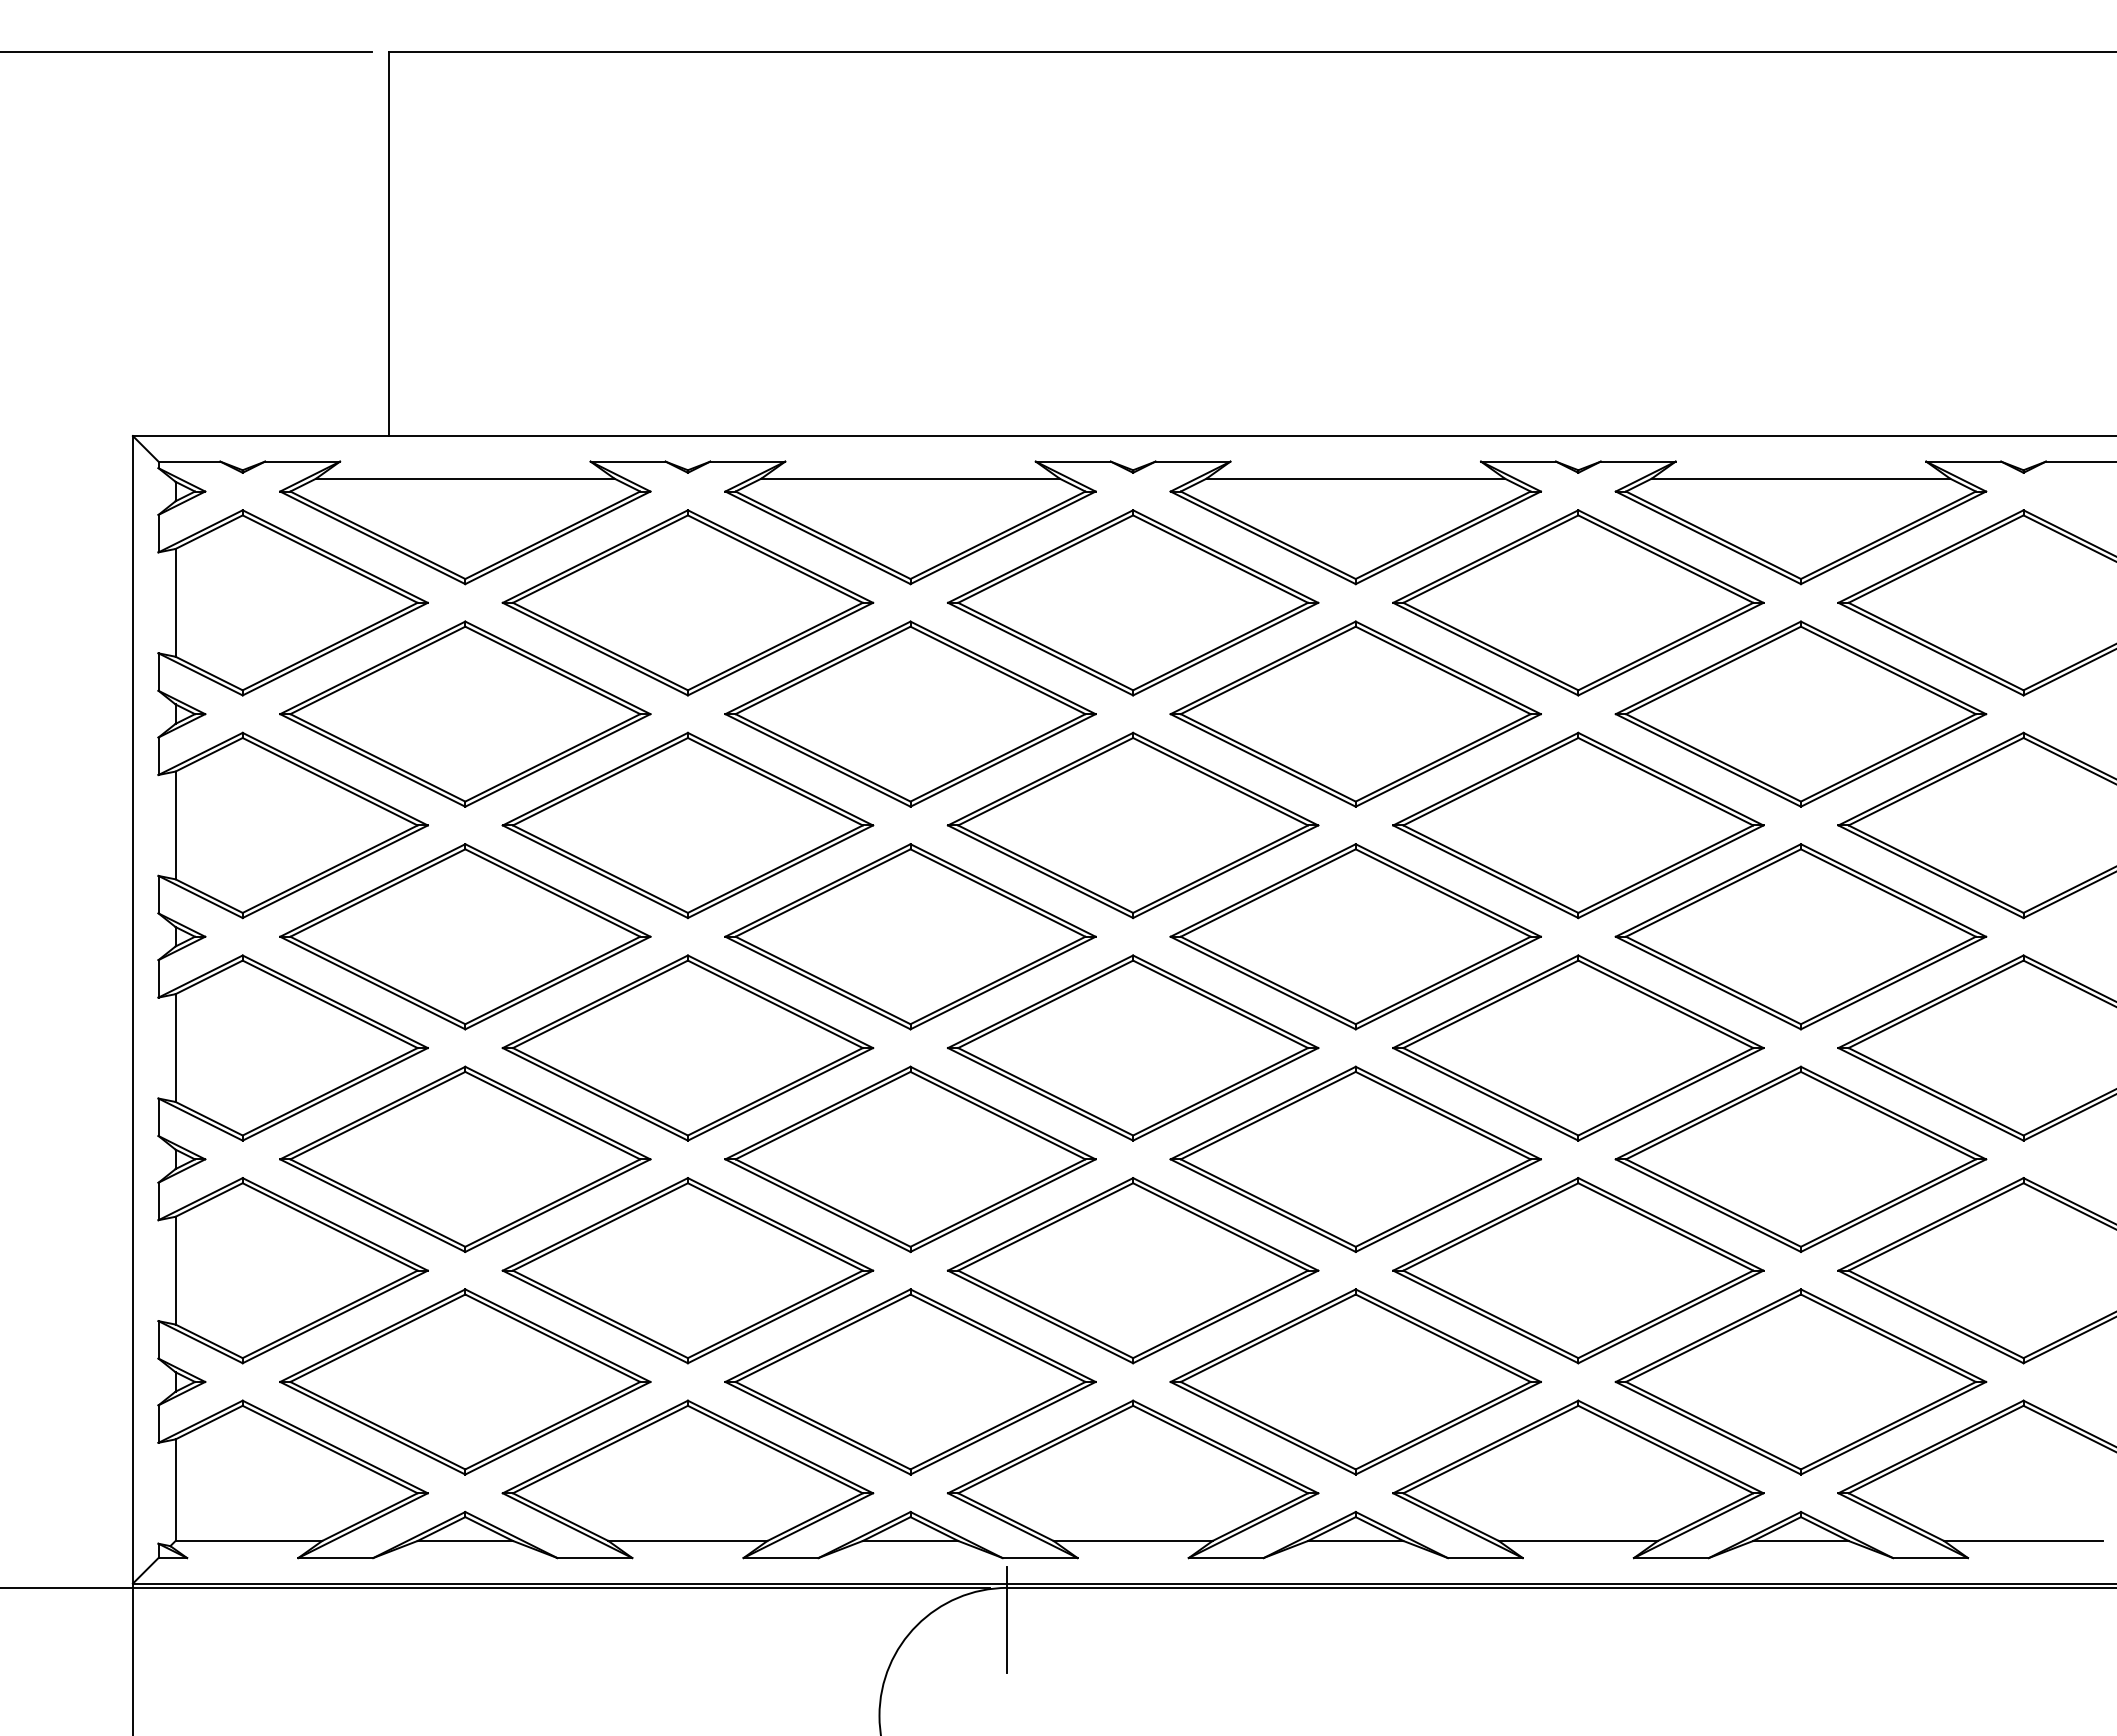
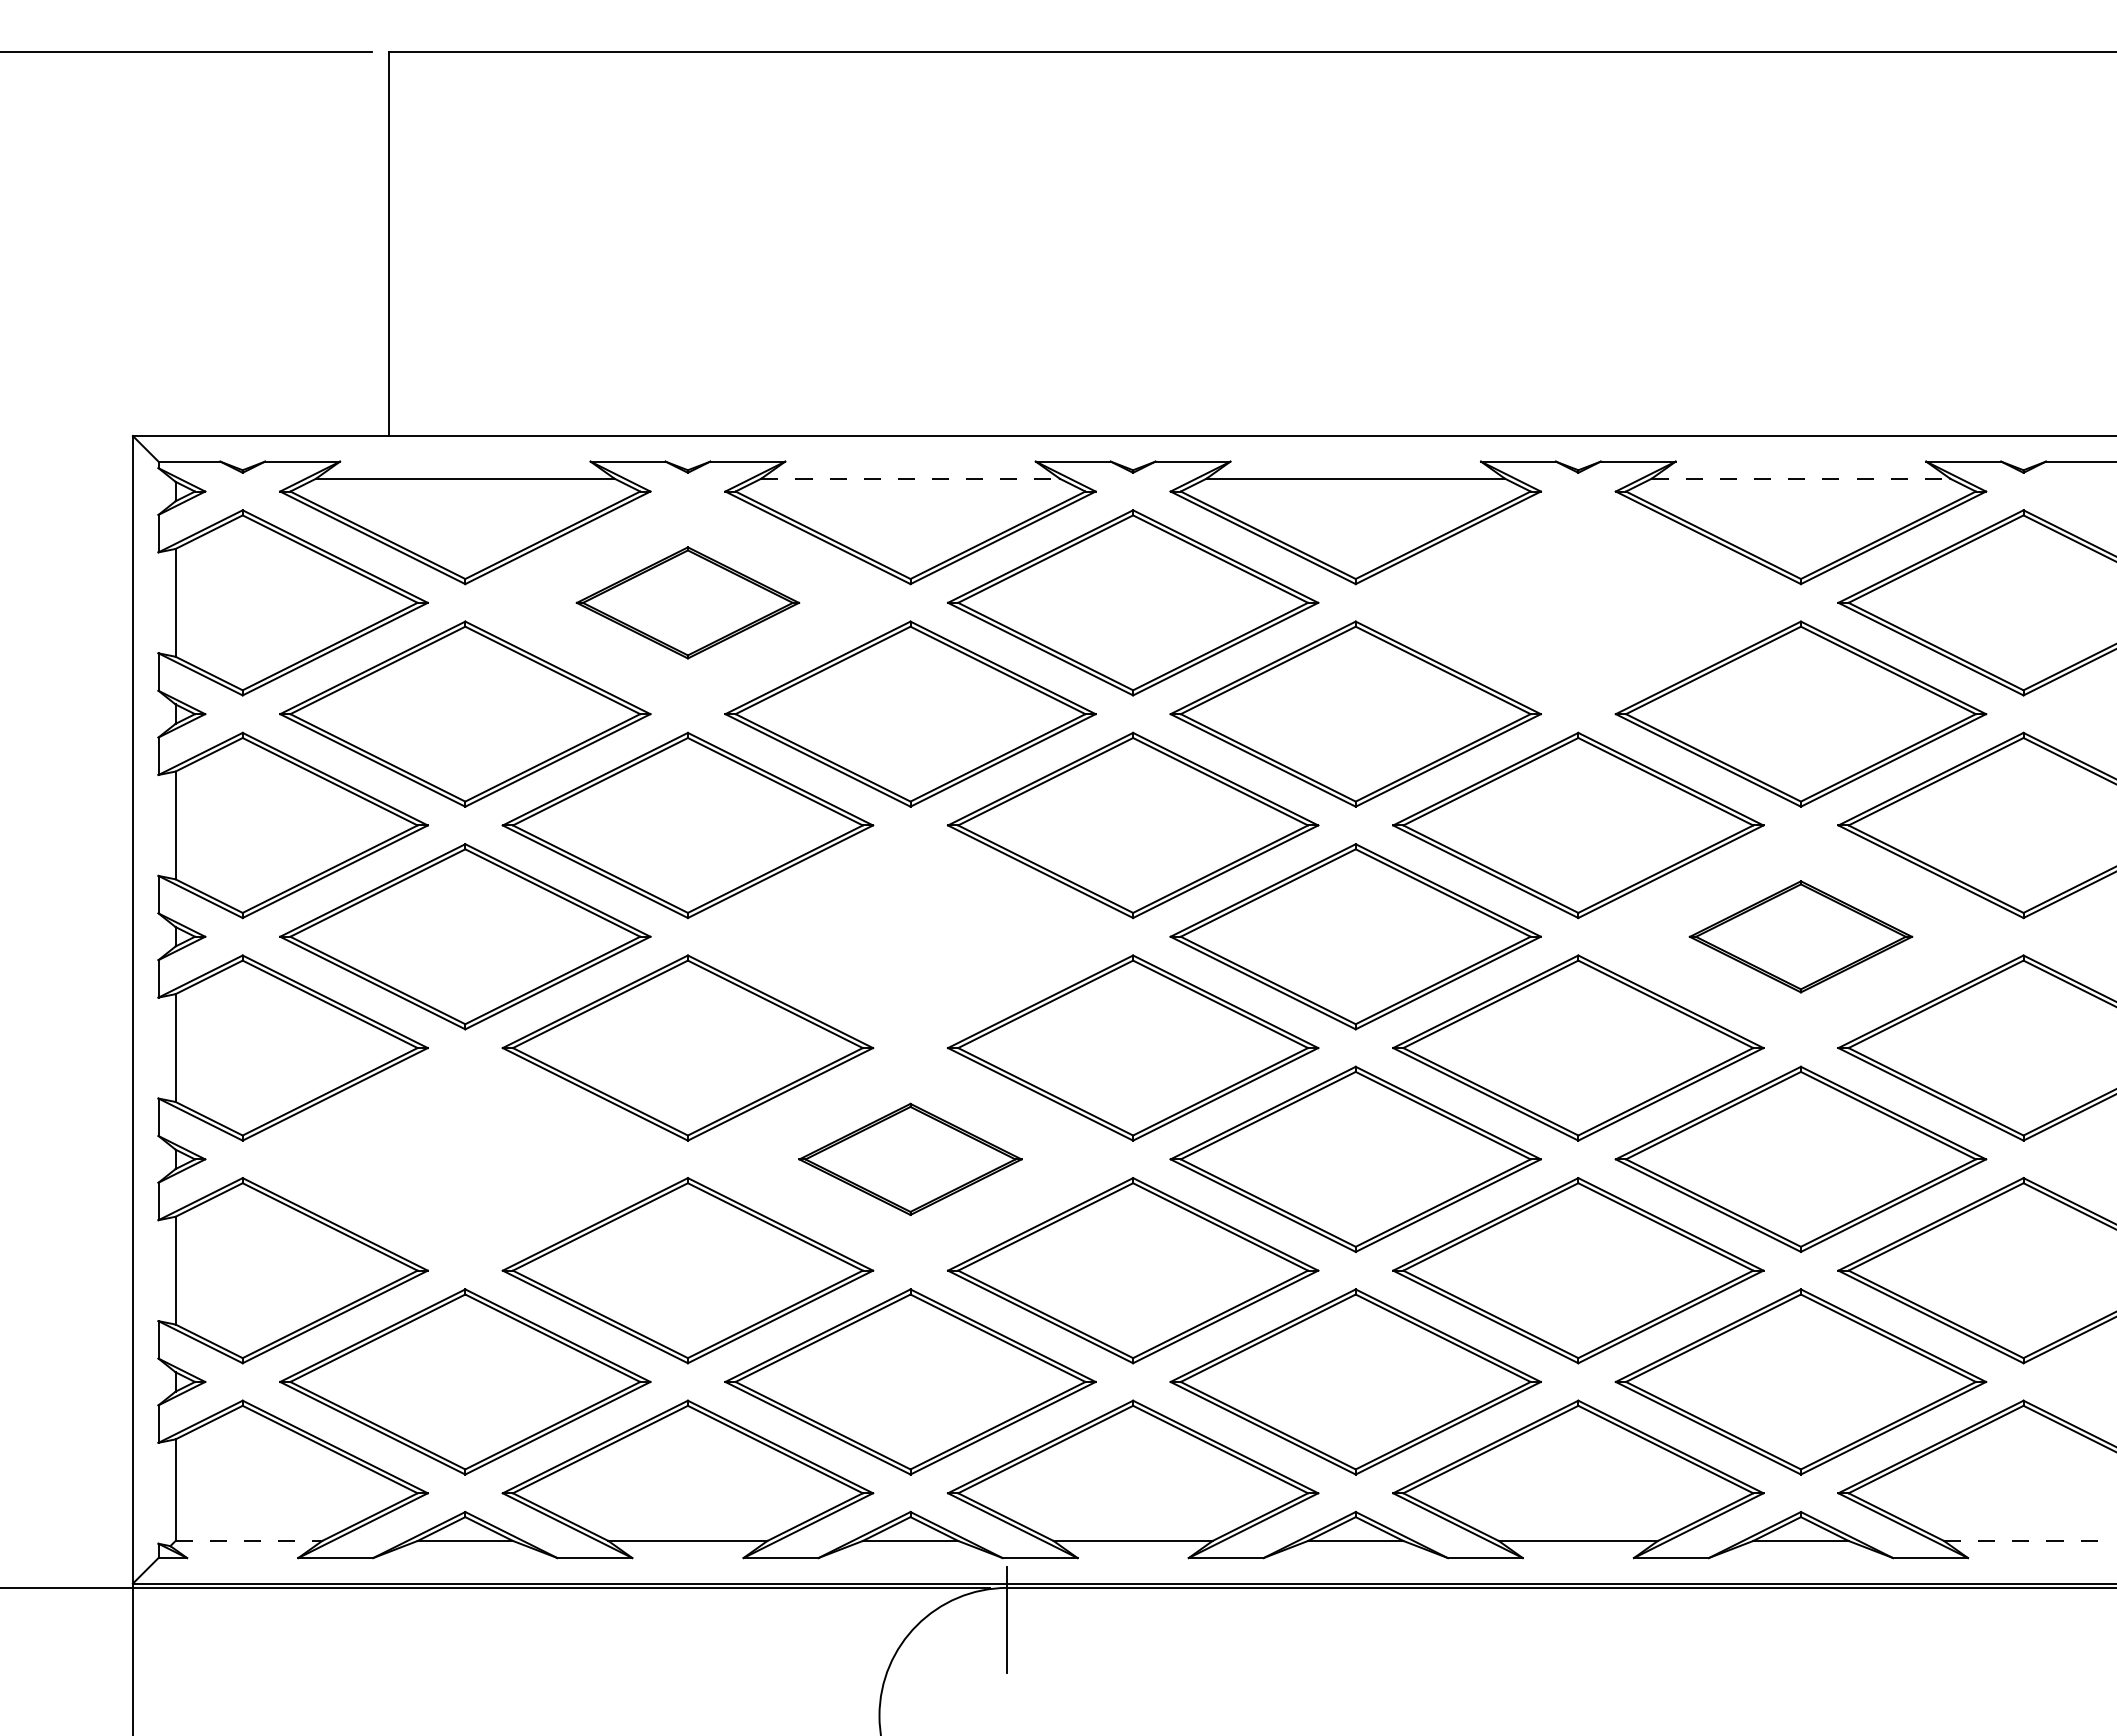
line: solid -> dashed (911, 478)
line: solid -> dashed (1801, 478)
part size: 374x188 px -> 226x114 px (687, 602)
part: present -> none (1578, 602)
part: present -> none (910, 936)
part size: 374x188 px -> 226x114 px (1800, 936)
part: present -> none (465, 1158)
part size: 373x189 px -> 225x115 px (910, 1159)
line: solid -> dashed (249, 1540)
line: solid -> dashed (2023, 1540)
